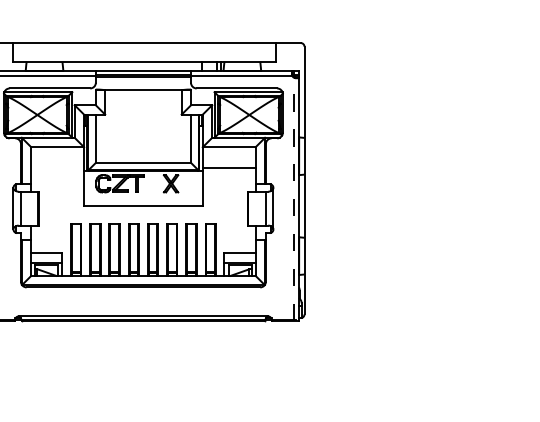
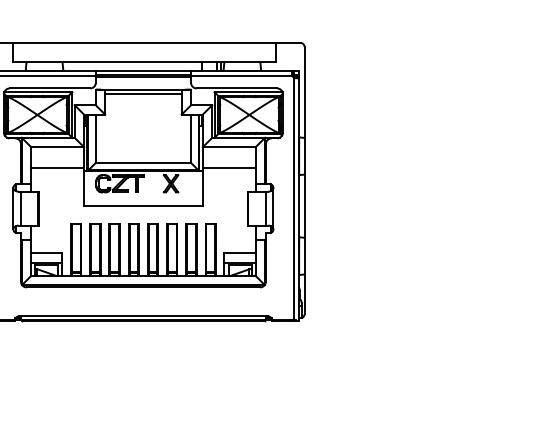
line: none -> present (143, 94)
line: none -> present (57, 167)
line: dashed -> solid (294, 199)
